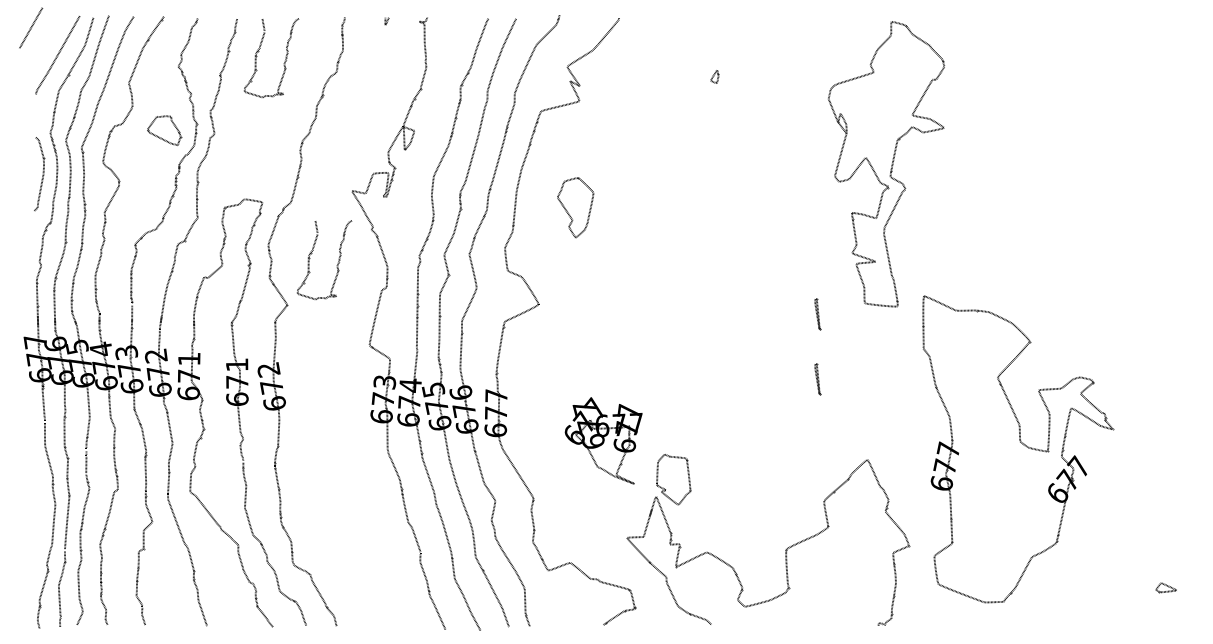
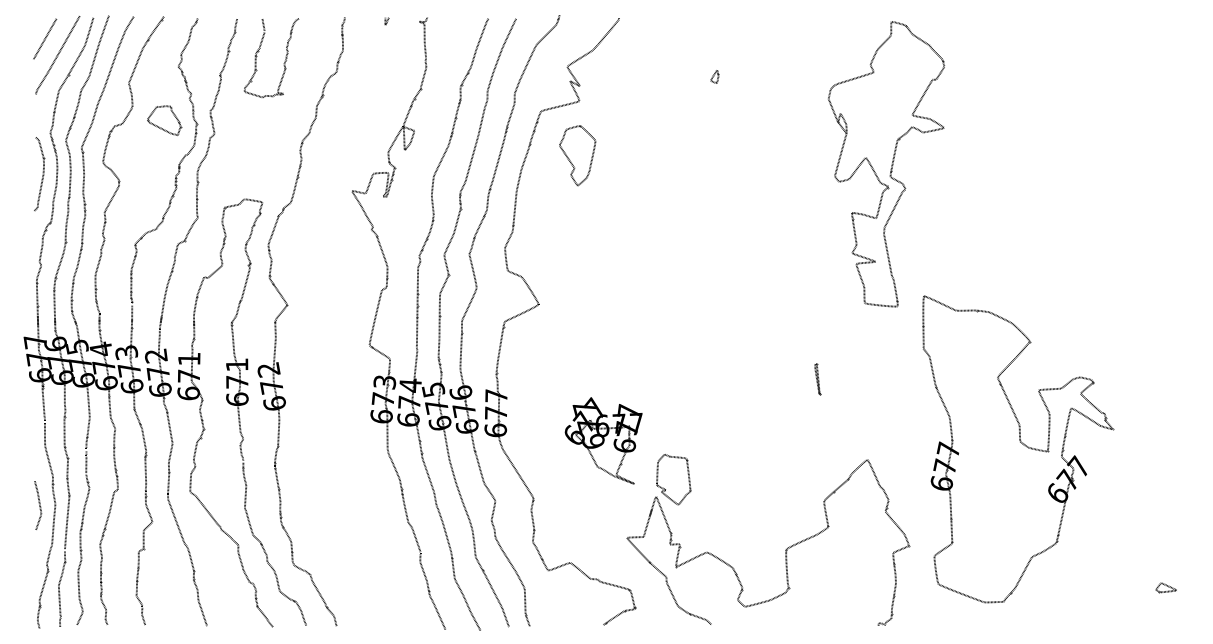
line position: (31, 27) -> (45, 38) (45, 38)
part position: (164, 130) -> (164, 120) (164, 120)
part position: (575, 207) -> (577, 155) (577, 155)
curve: present -> none (312, 253)
part: present -> none (817, 314)
curve: none -> present (39, 505)
